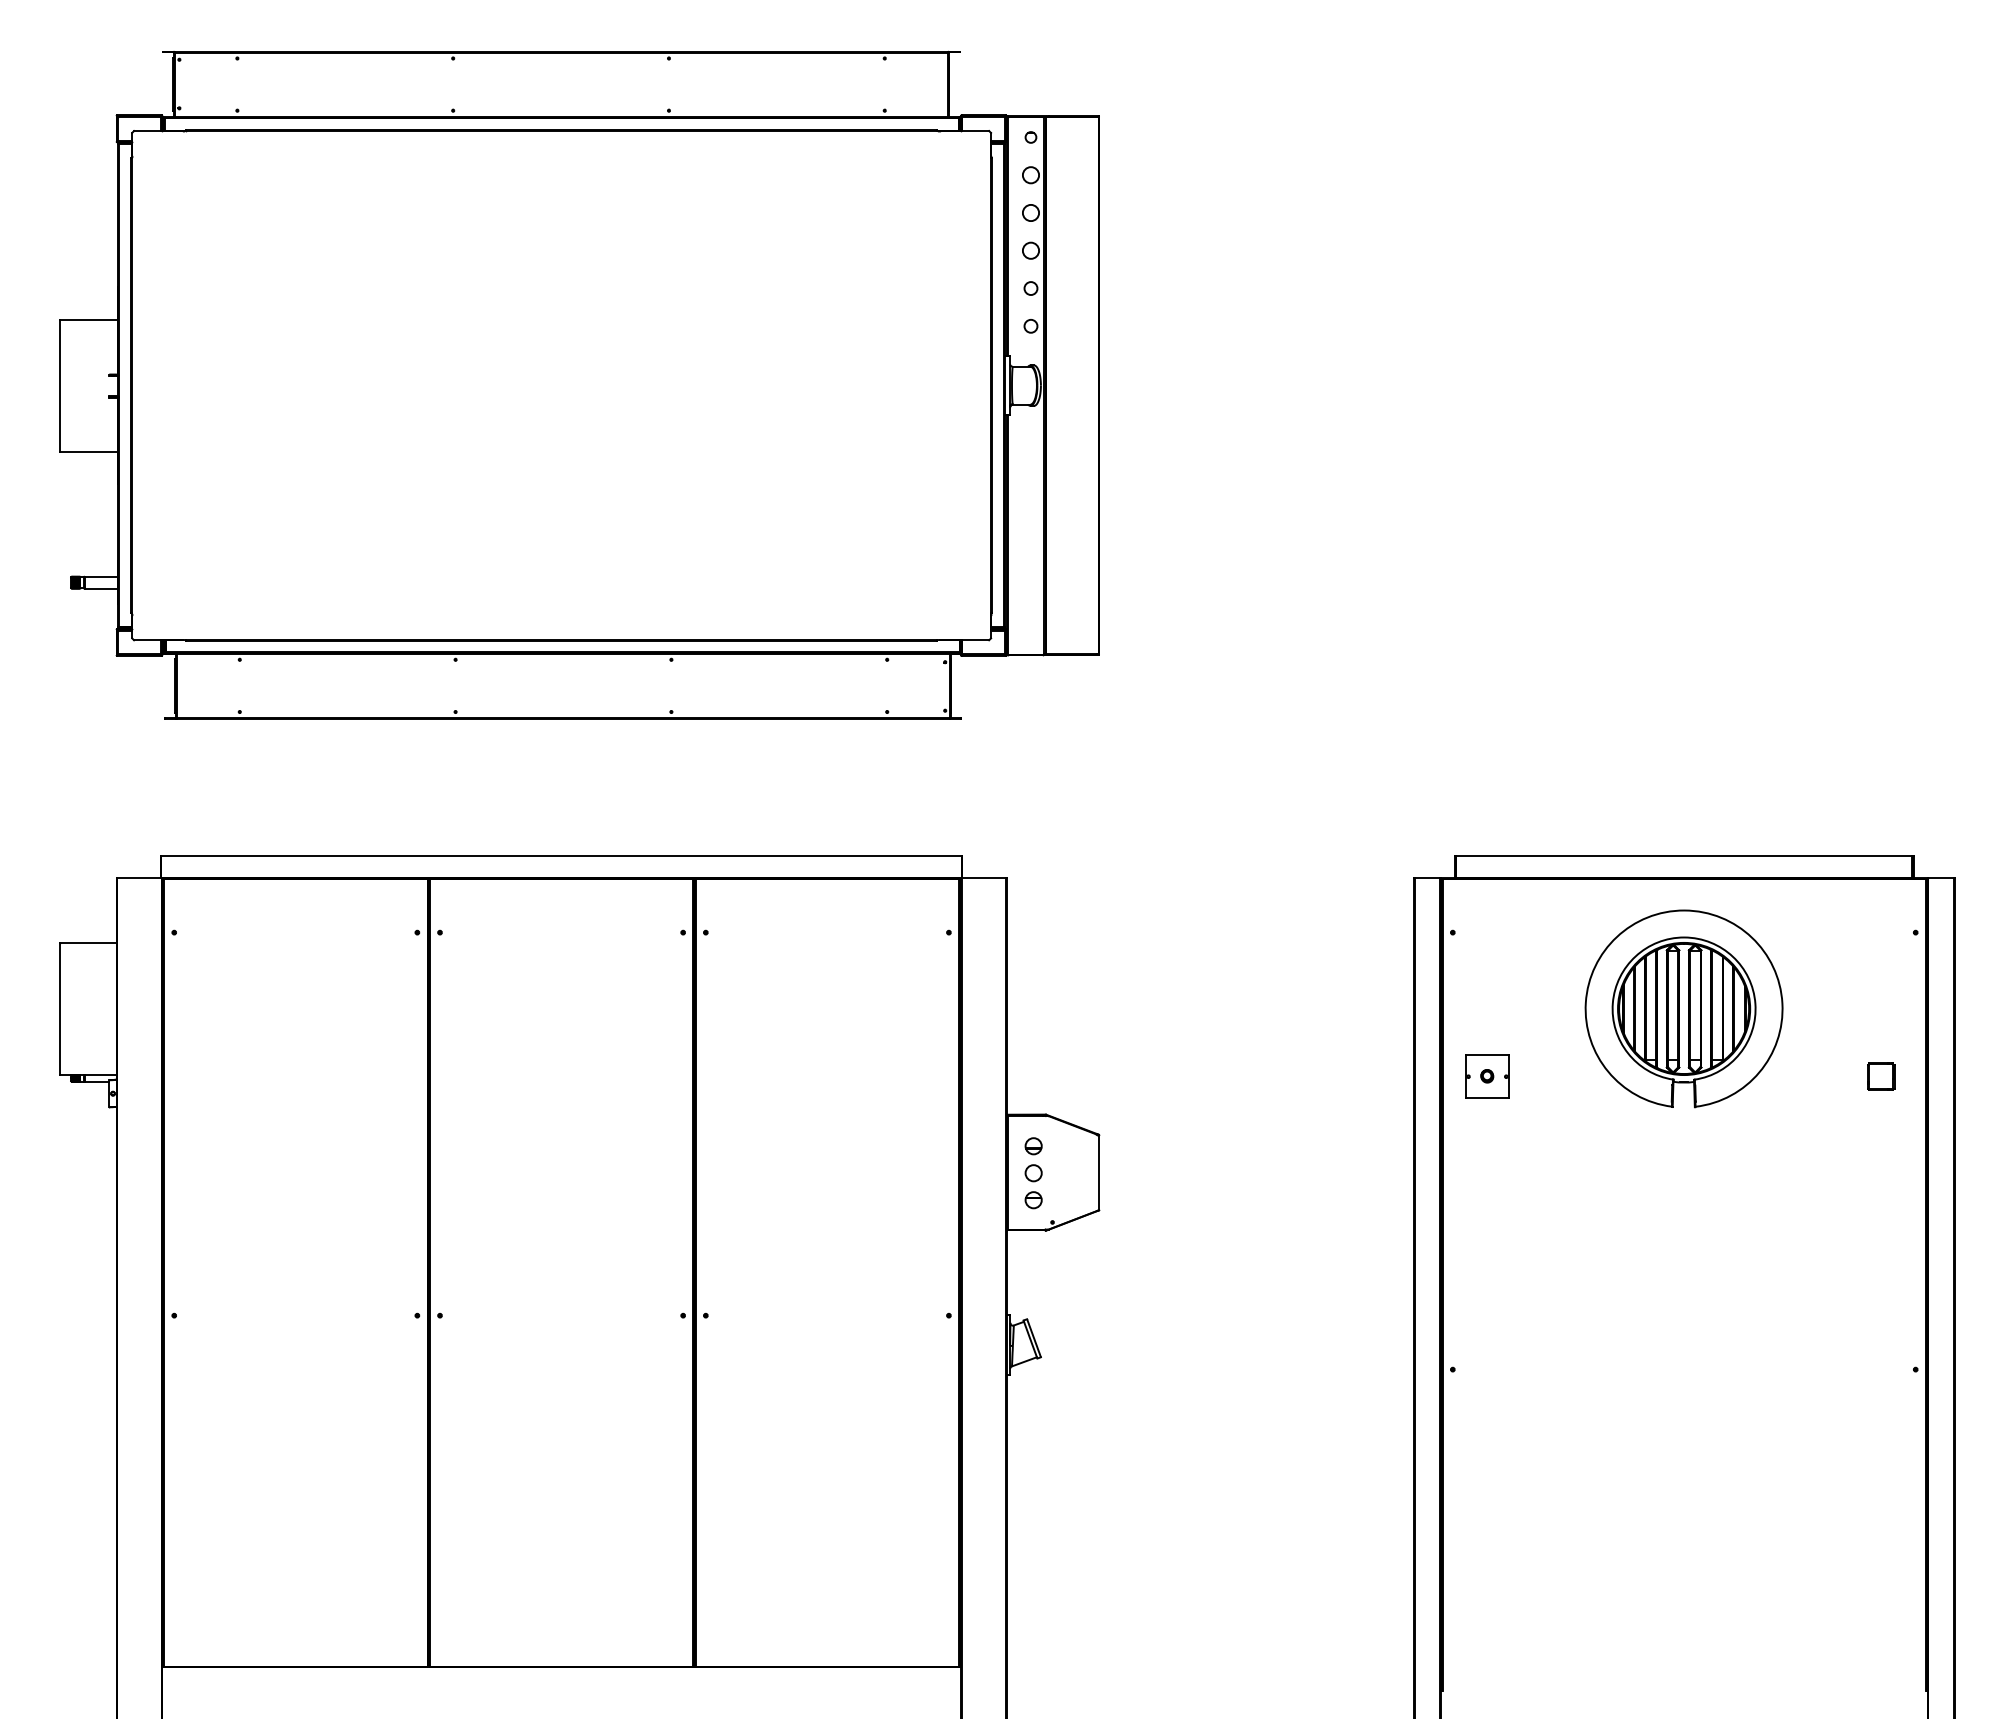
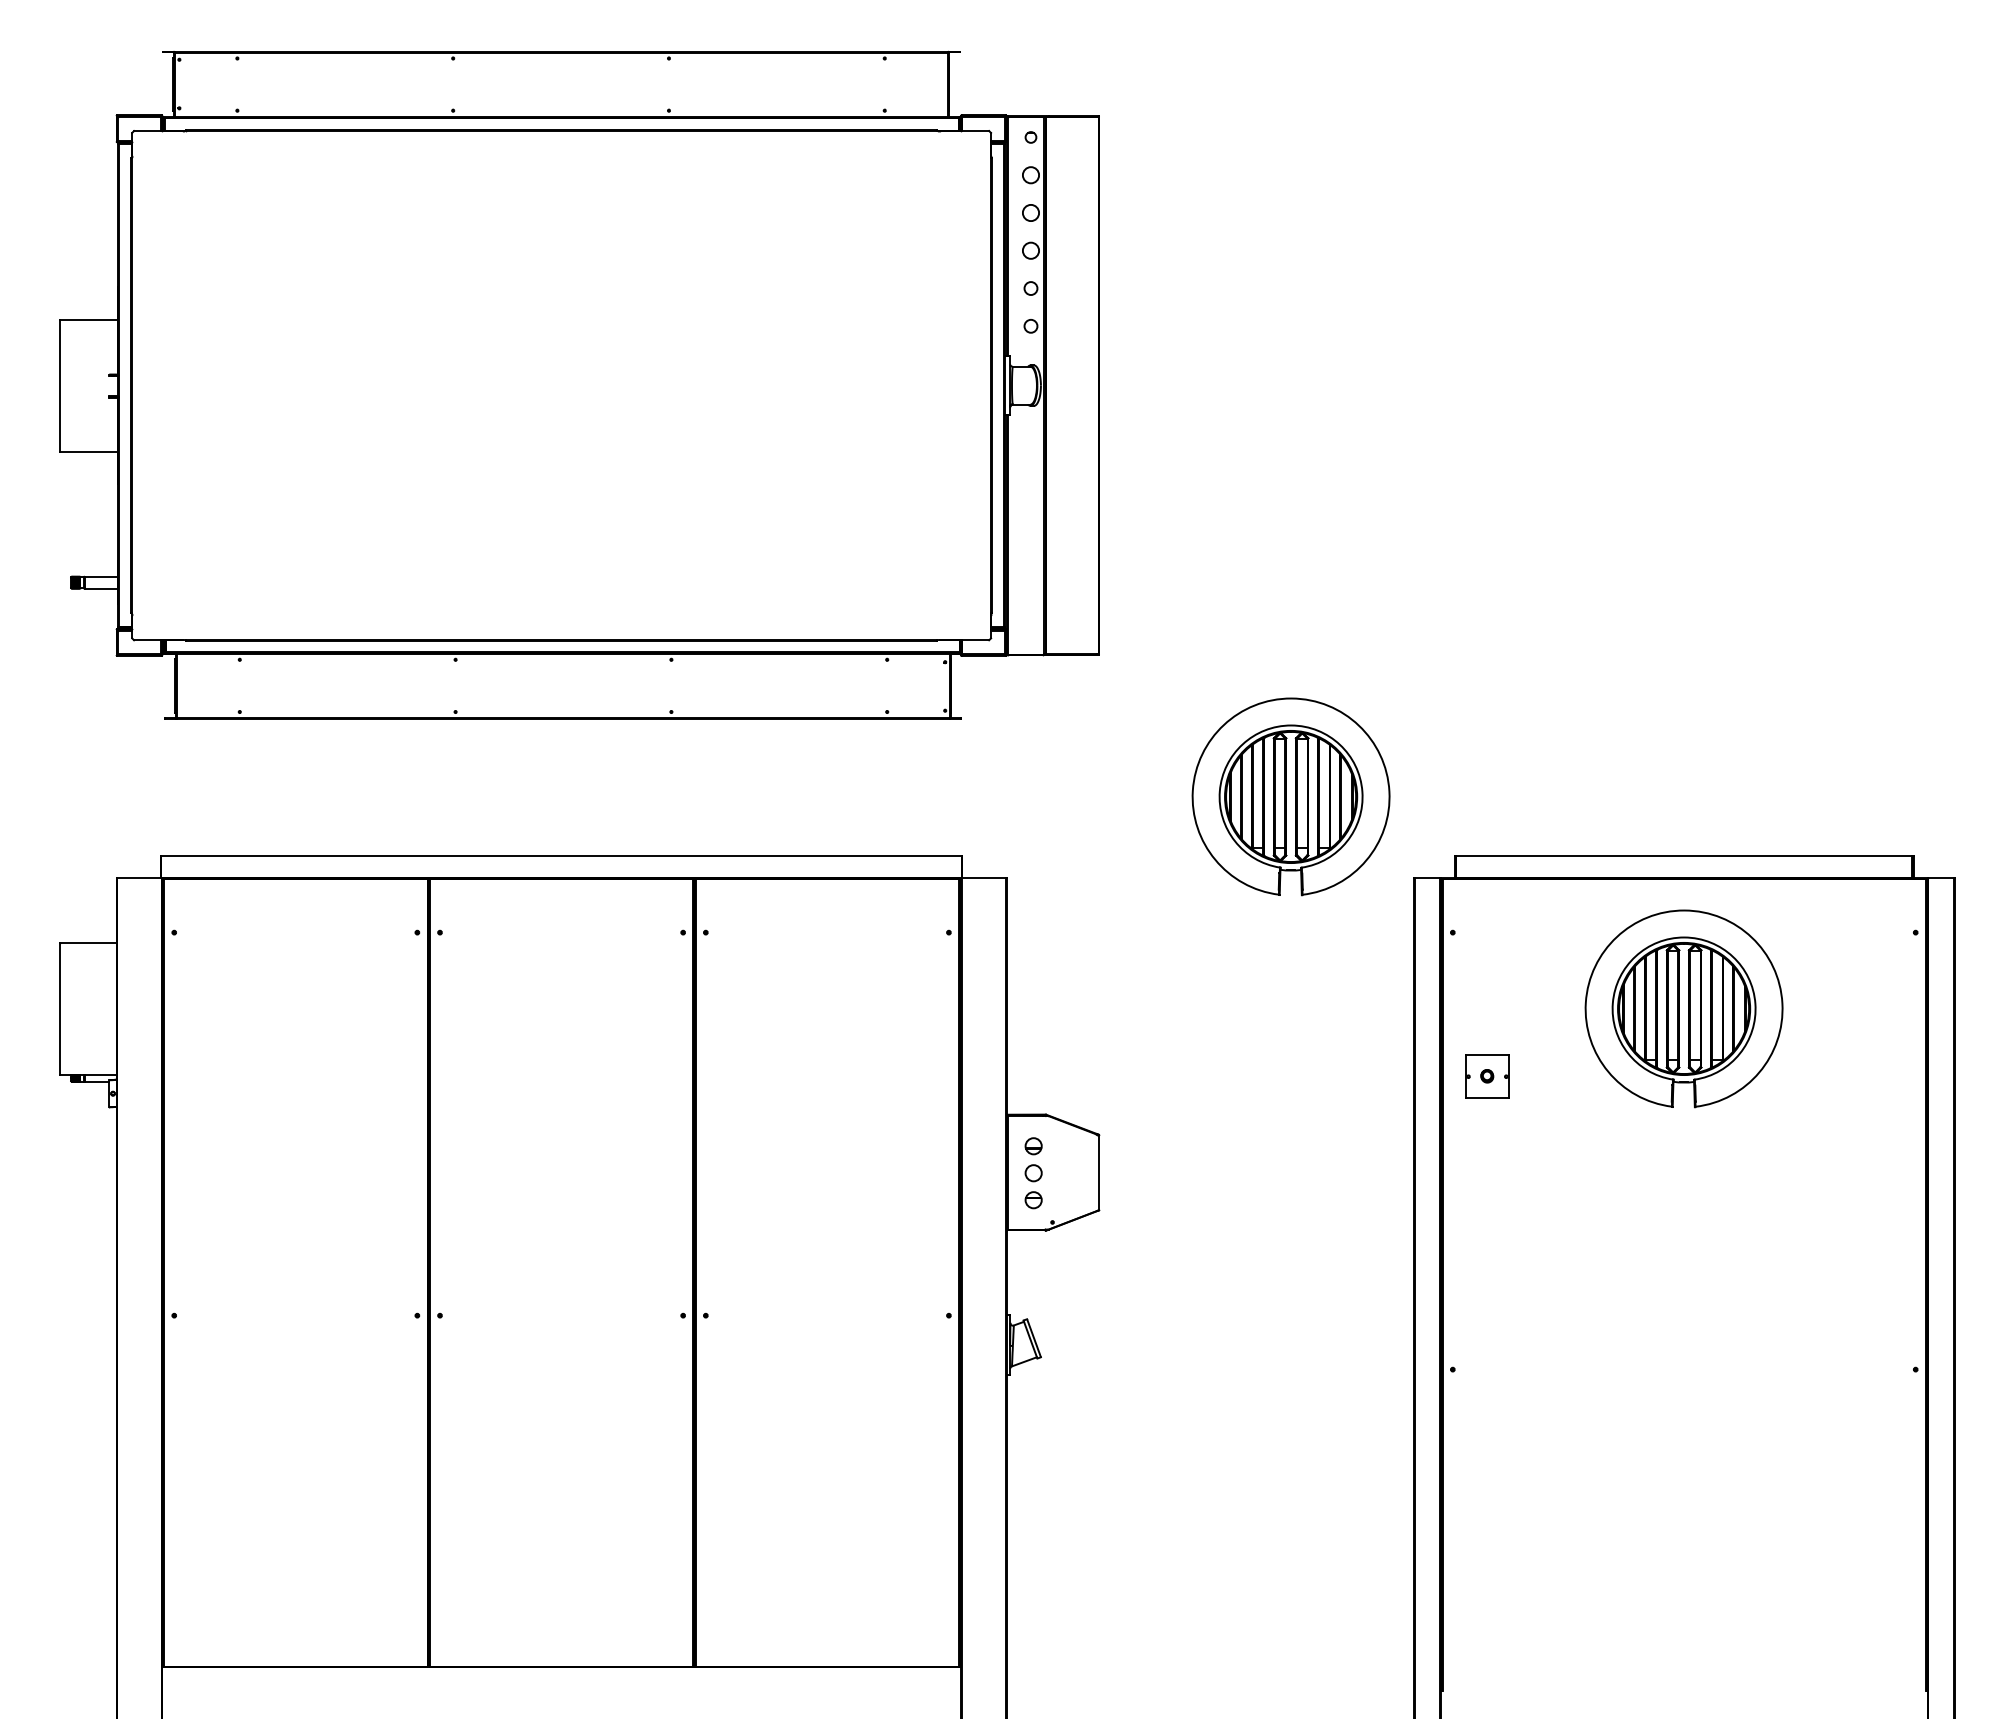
part: none -> present (1290, 796)
part: present -> none (1881, 1076)
